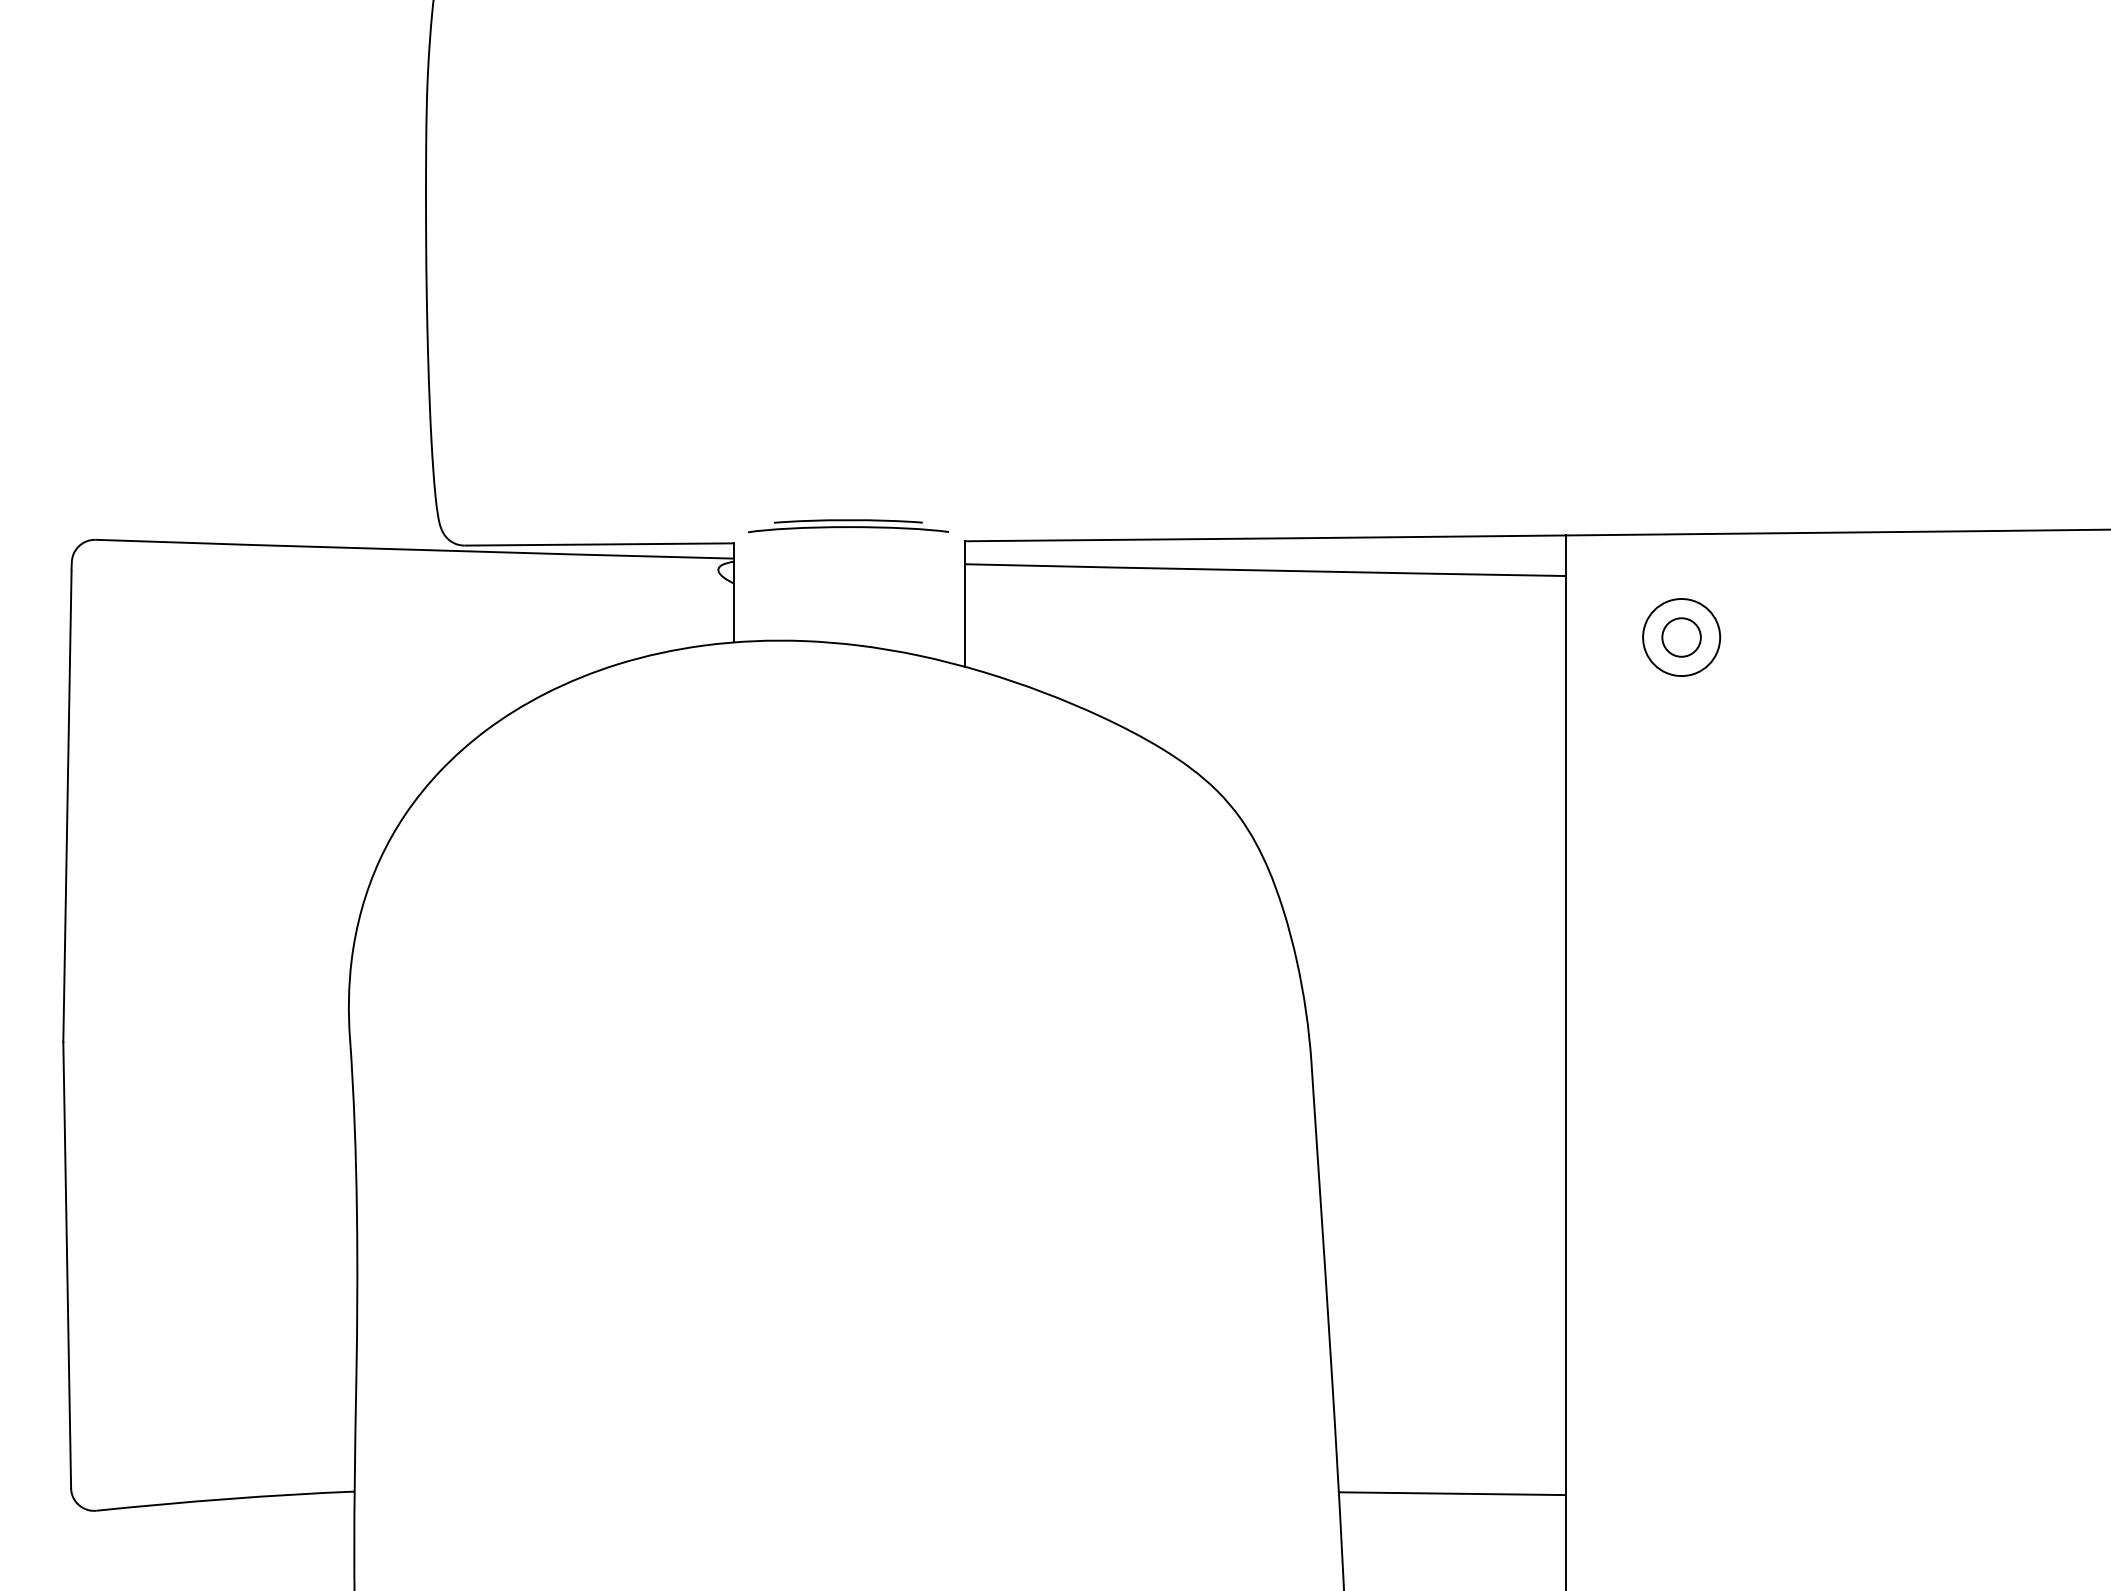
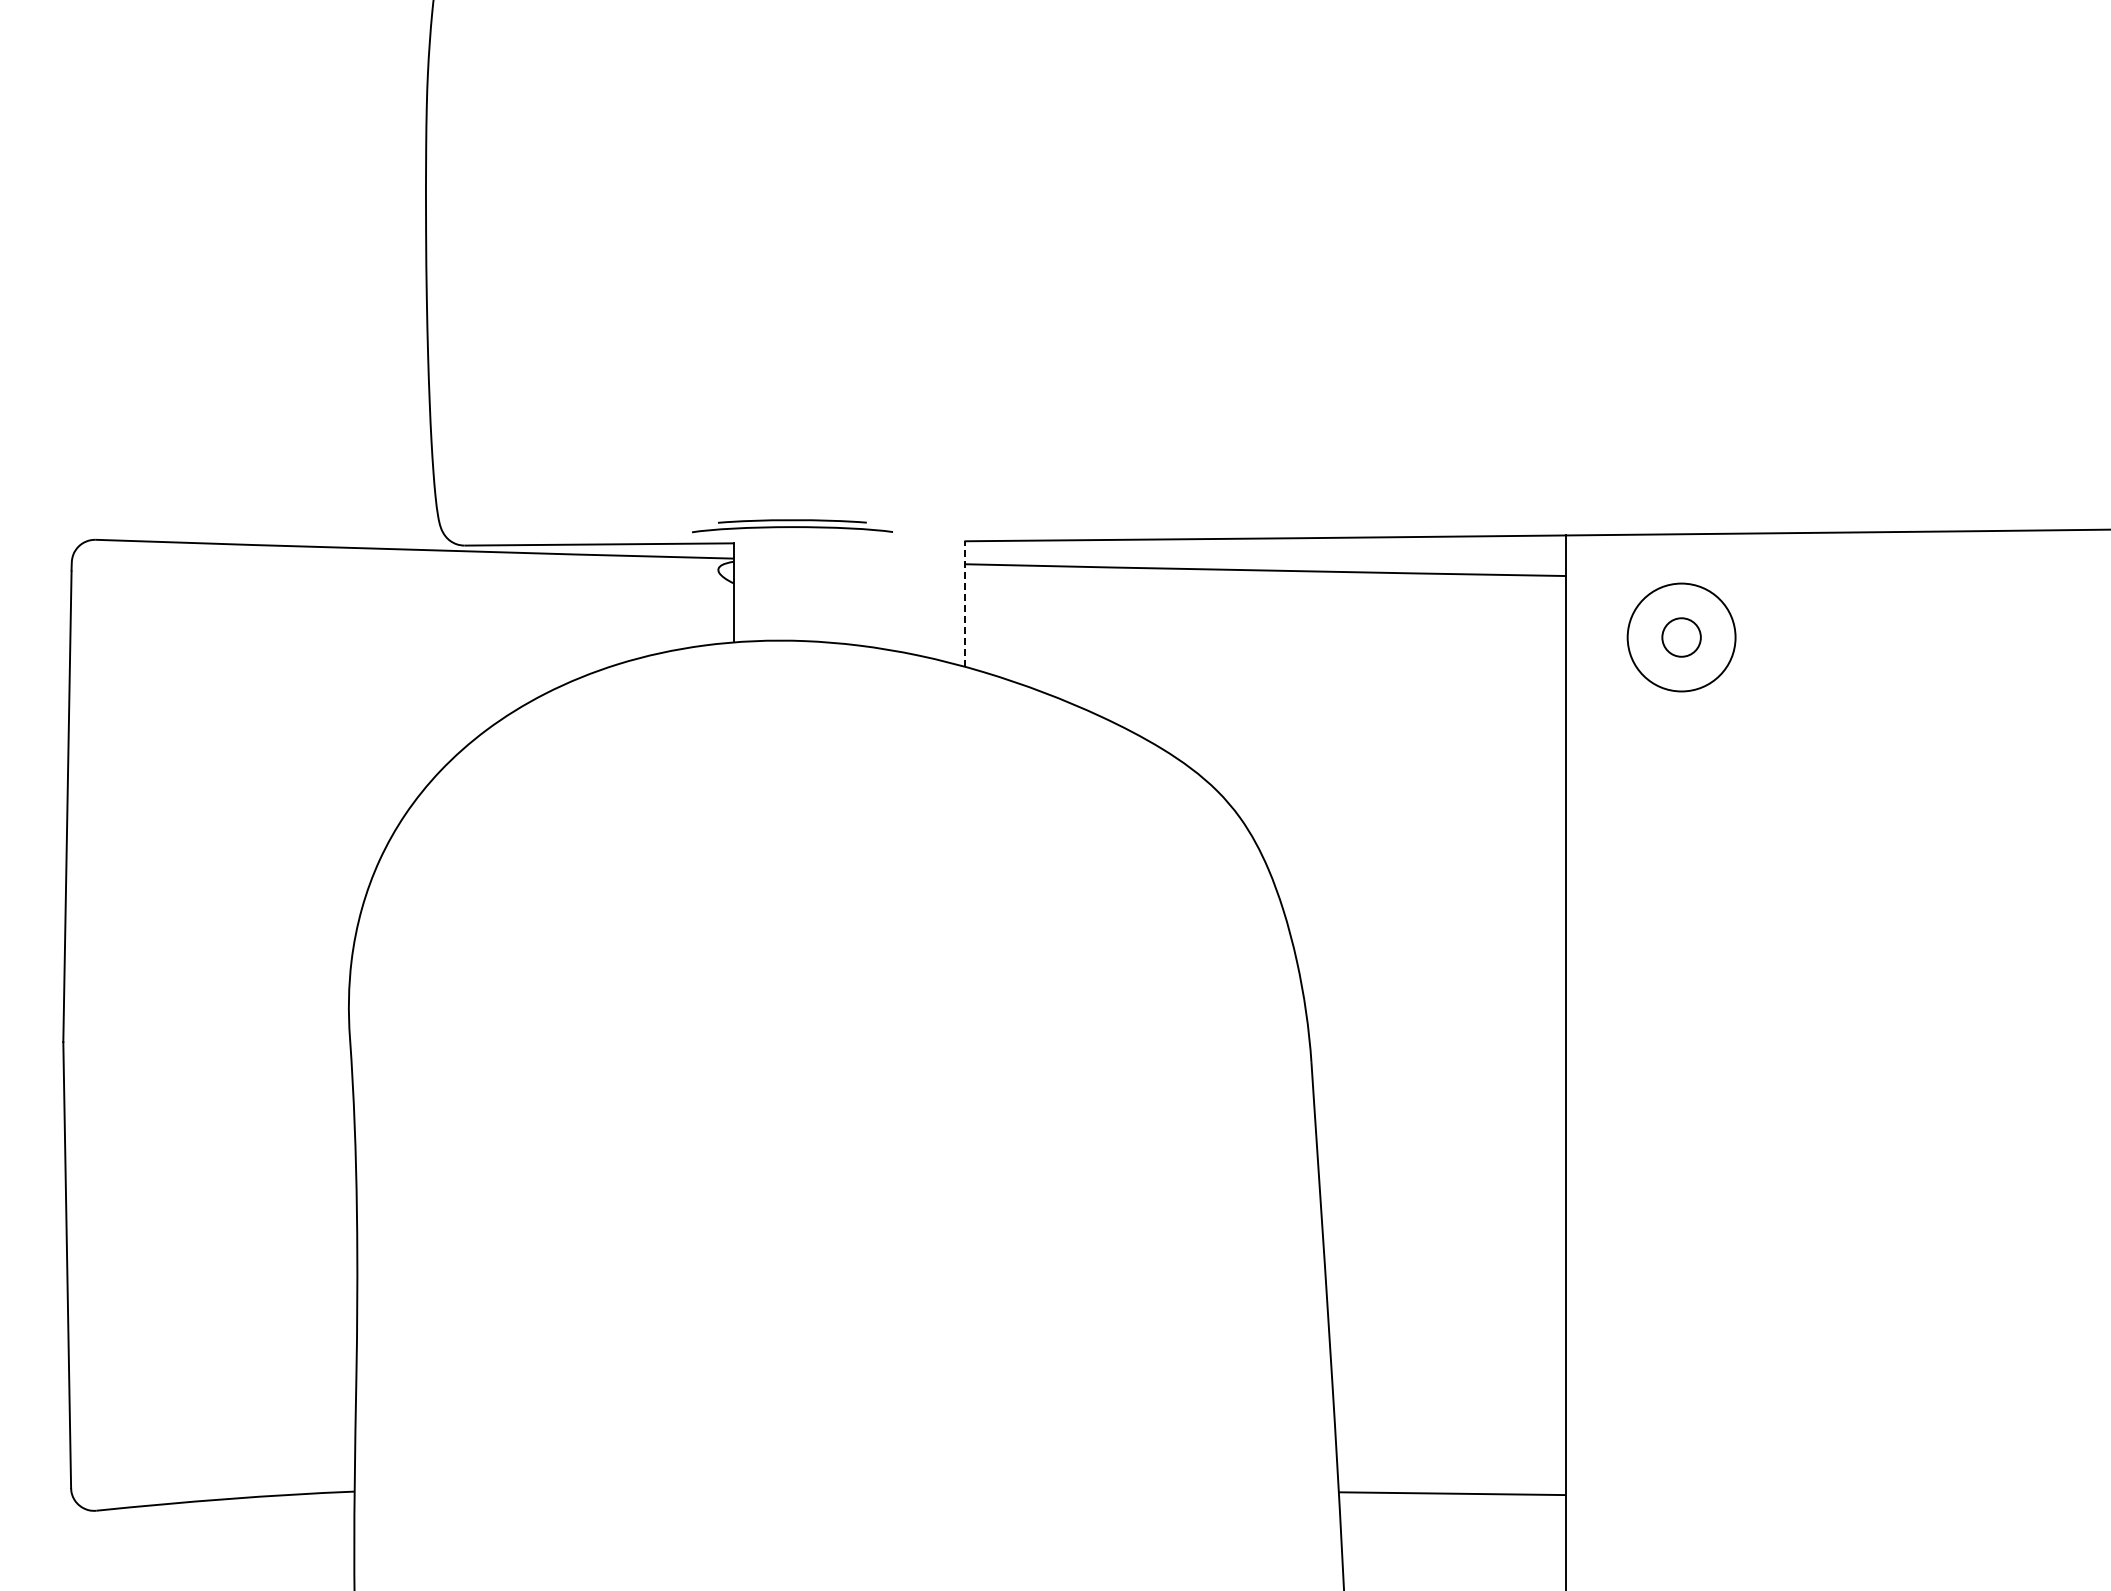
part position: (848, 526) -> (792, 526) (792, 526)
line: solid -> dashed (964, 604)
circle diameter: 77 px -> 108 px (1681, 637)
